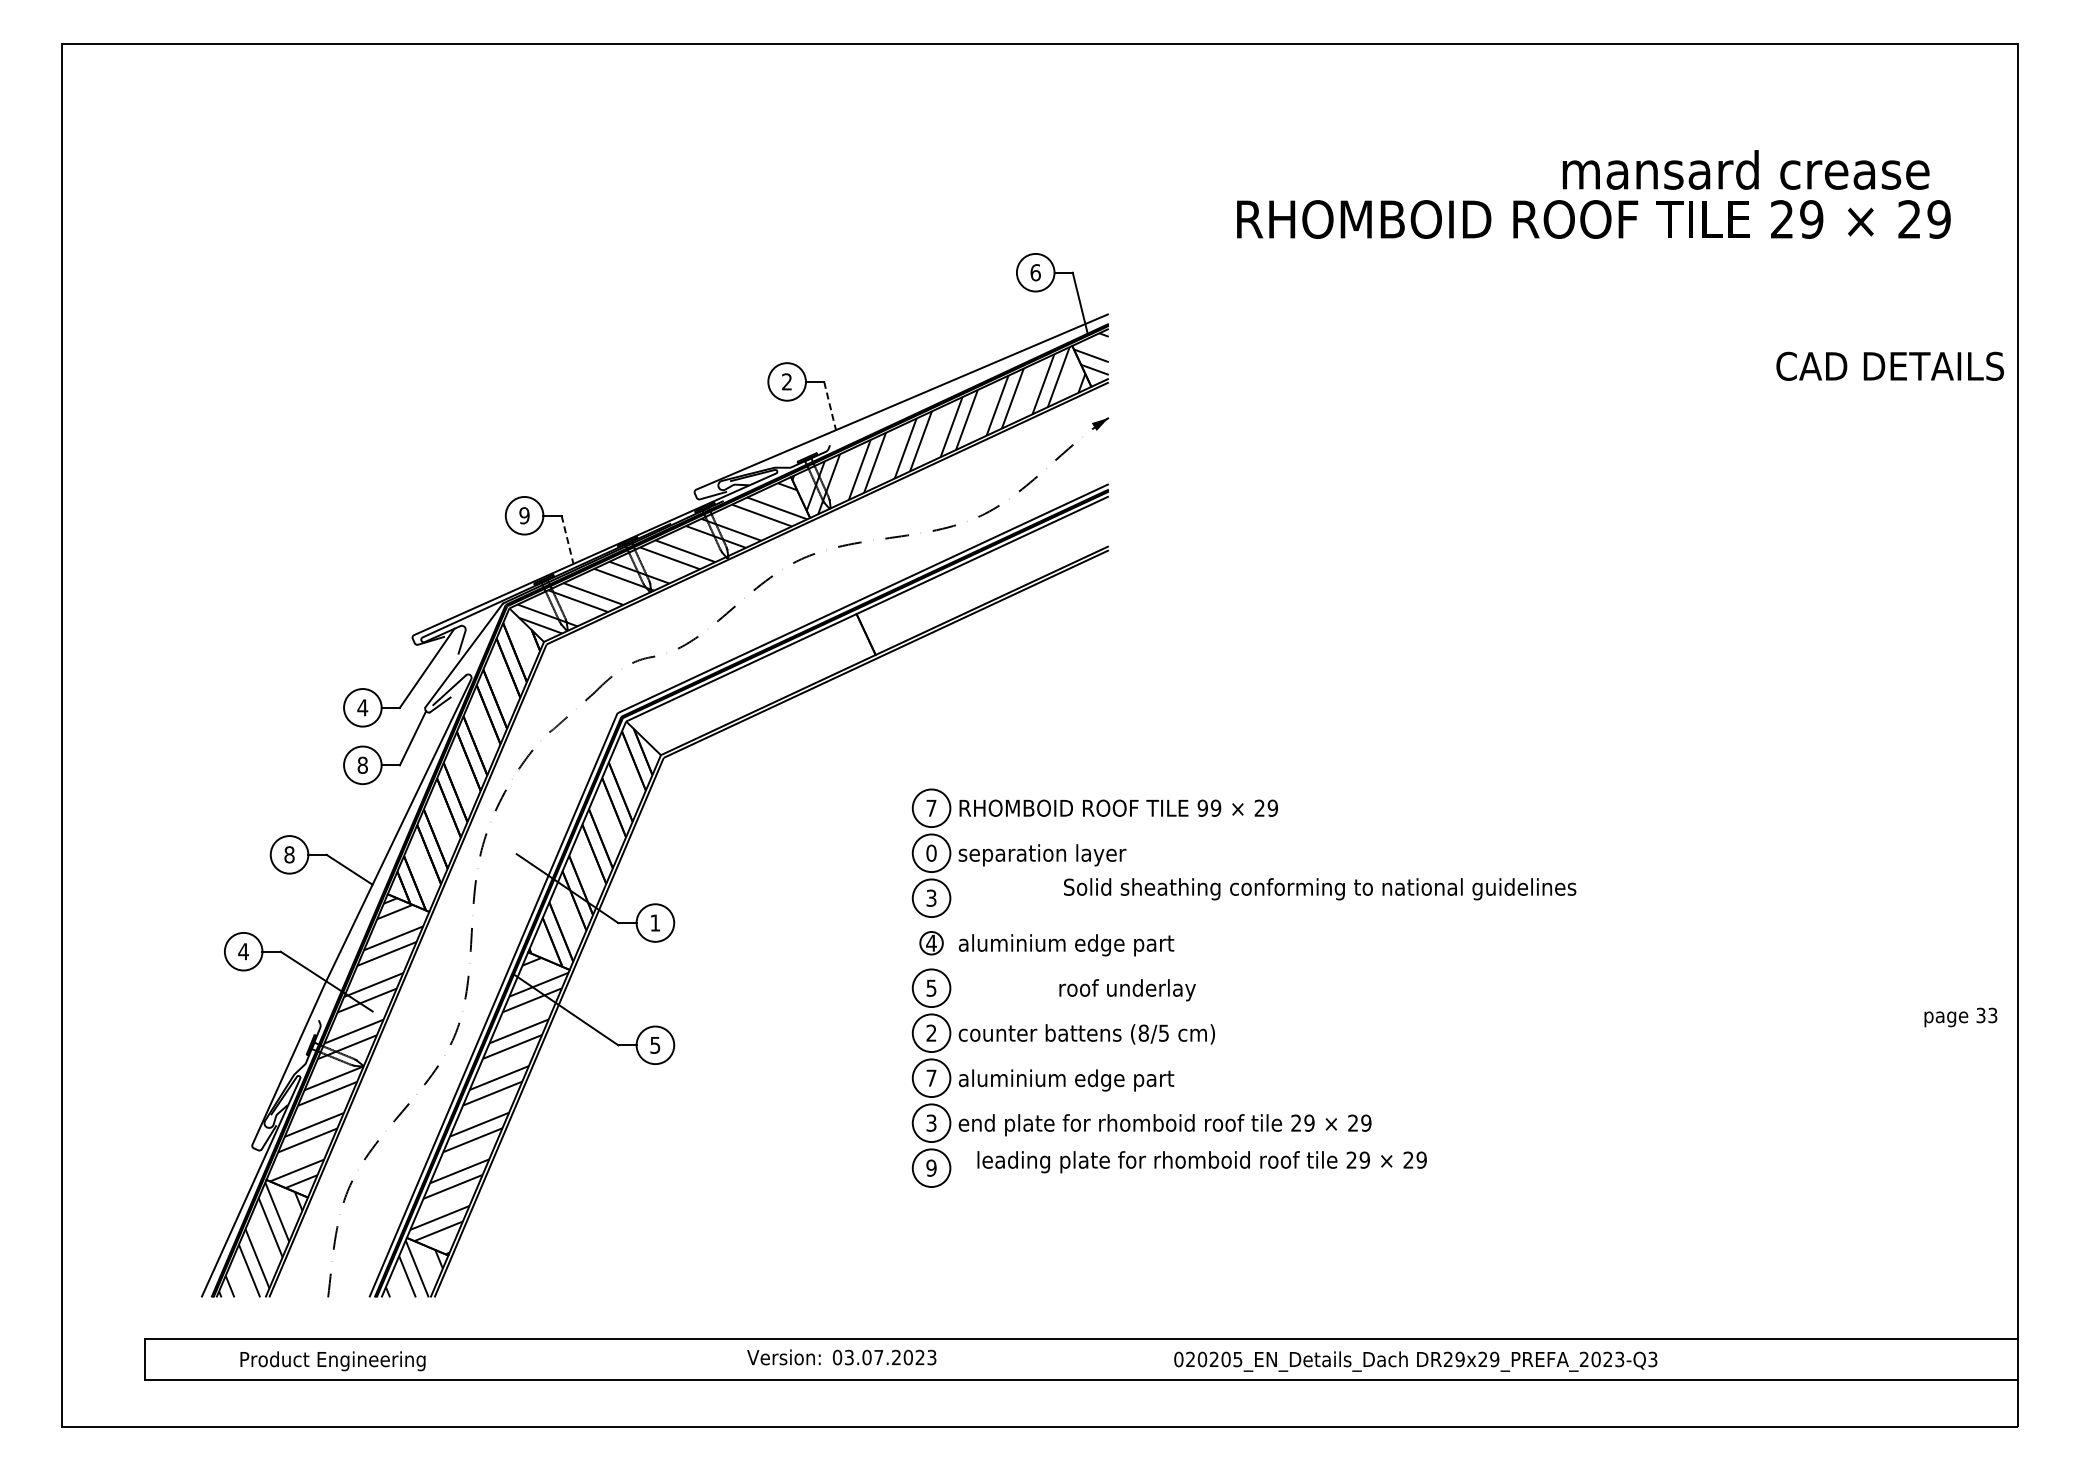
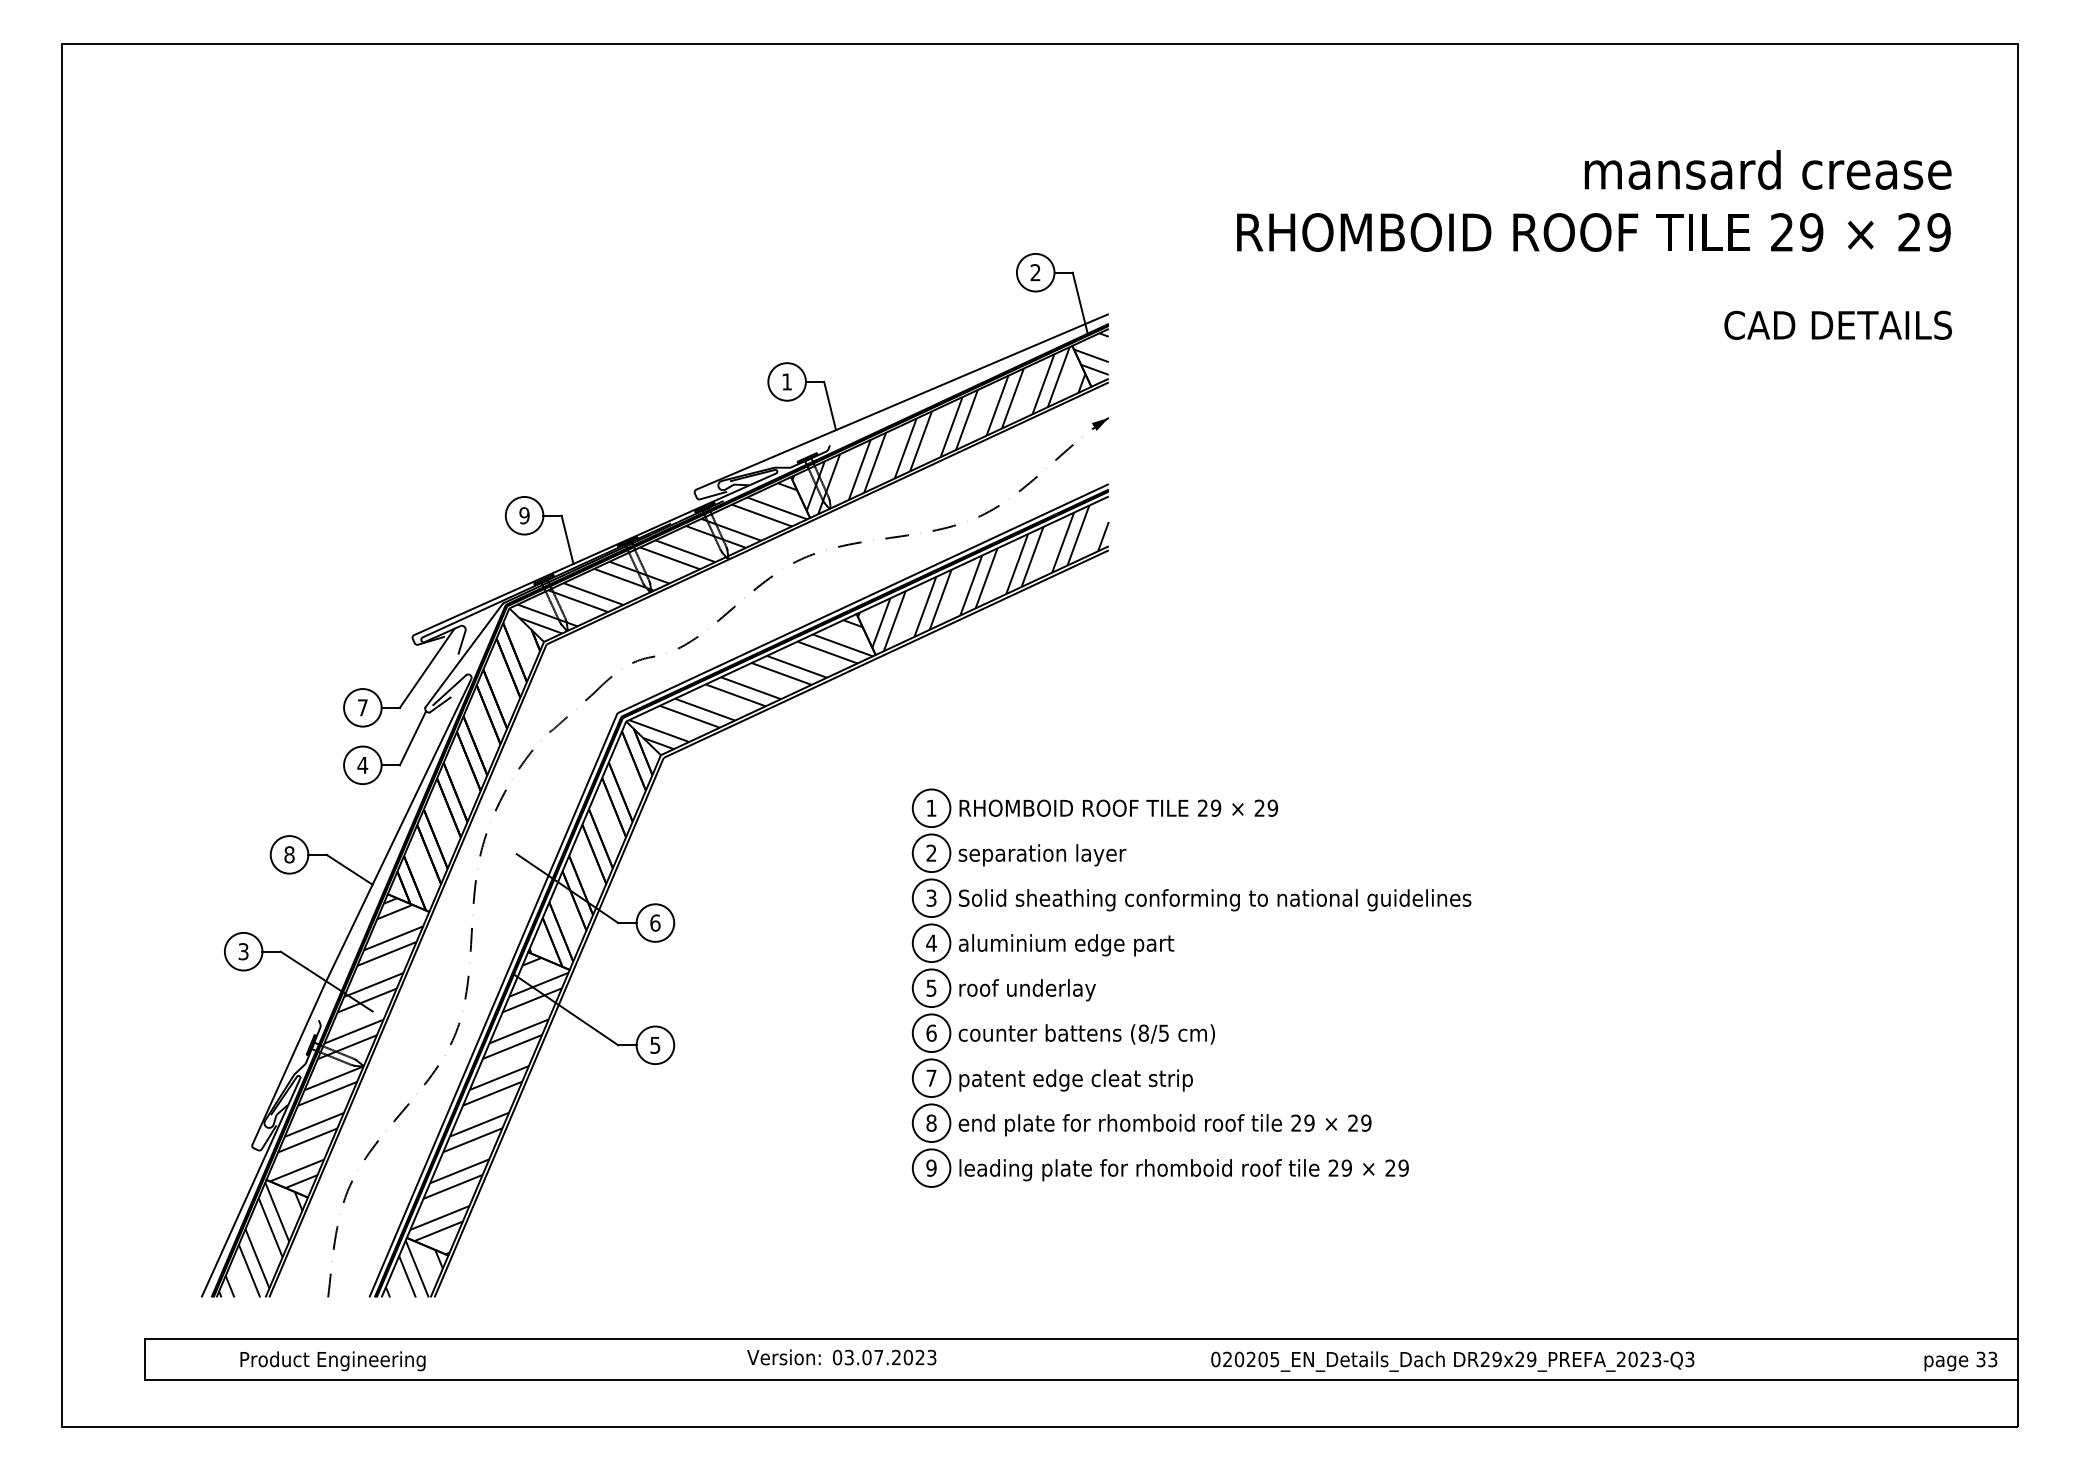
text position: (1745, 169) -> (1767, 169) (1767, 169)
text position: (1593, 219) -> (1593, 232) (1593, 232)
text: 6 -> 2 (1035, 272)
text position: (1889, 365) -> (1837, 324) (1837, 324)
text: 2 -> 1 (786, 381)
line: dashed -> solid (830, 406)
line: dashed -> solid (567, 539)
hatch: none -> present (983, 578)
hatch: none -> present (750, 684)
text: 4 -> 7 (362, 707)
text: 8 -> 4 (362, 764)
text: 7 -> 1 (931, 807)
text: 99 -> 29 (1202, 807)
text: 0 -> 2 (931, 852)
text position: (1320, 889) -> (1215, 900) (1215, 900)
text: 1 -> 6 (655, 922)
circle diameter: 23 px -> 38 px (931, 943)
text: 4 -> 3 (243, 951)
text position: (1127, 990) -> (1027, 990) (1027, 990)
text position: (1960, 1017) -> (1960, 1361) (1960, 1361)
text: 2 -> 6 (931, 1032)
text: aluminium edge part -> patent edge cleat strip (1075, 1080)
text: 3 -> 8 (931, 1122)
text position: (1201, 1162) -> (1183, 1170) (1183, 1170)
text position: (1415, 1361) -> (1452, 1361) (1452, 1361)
